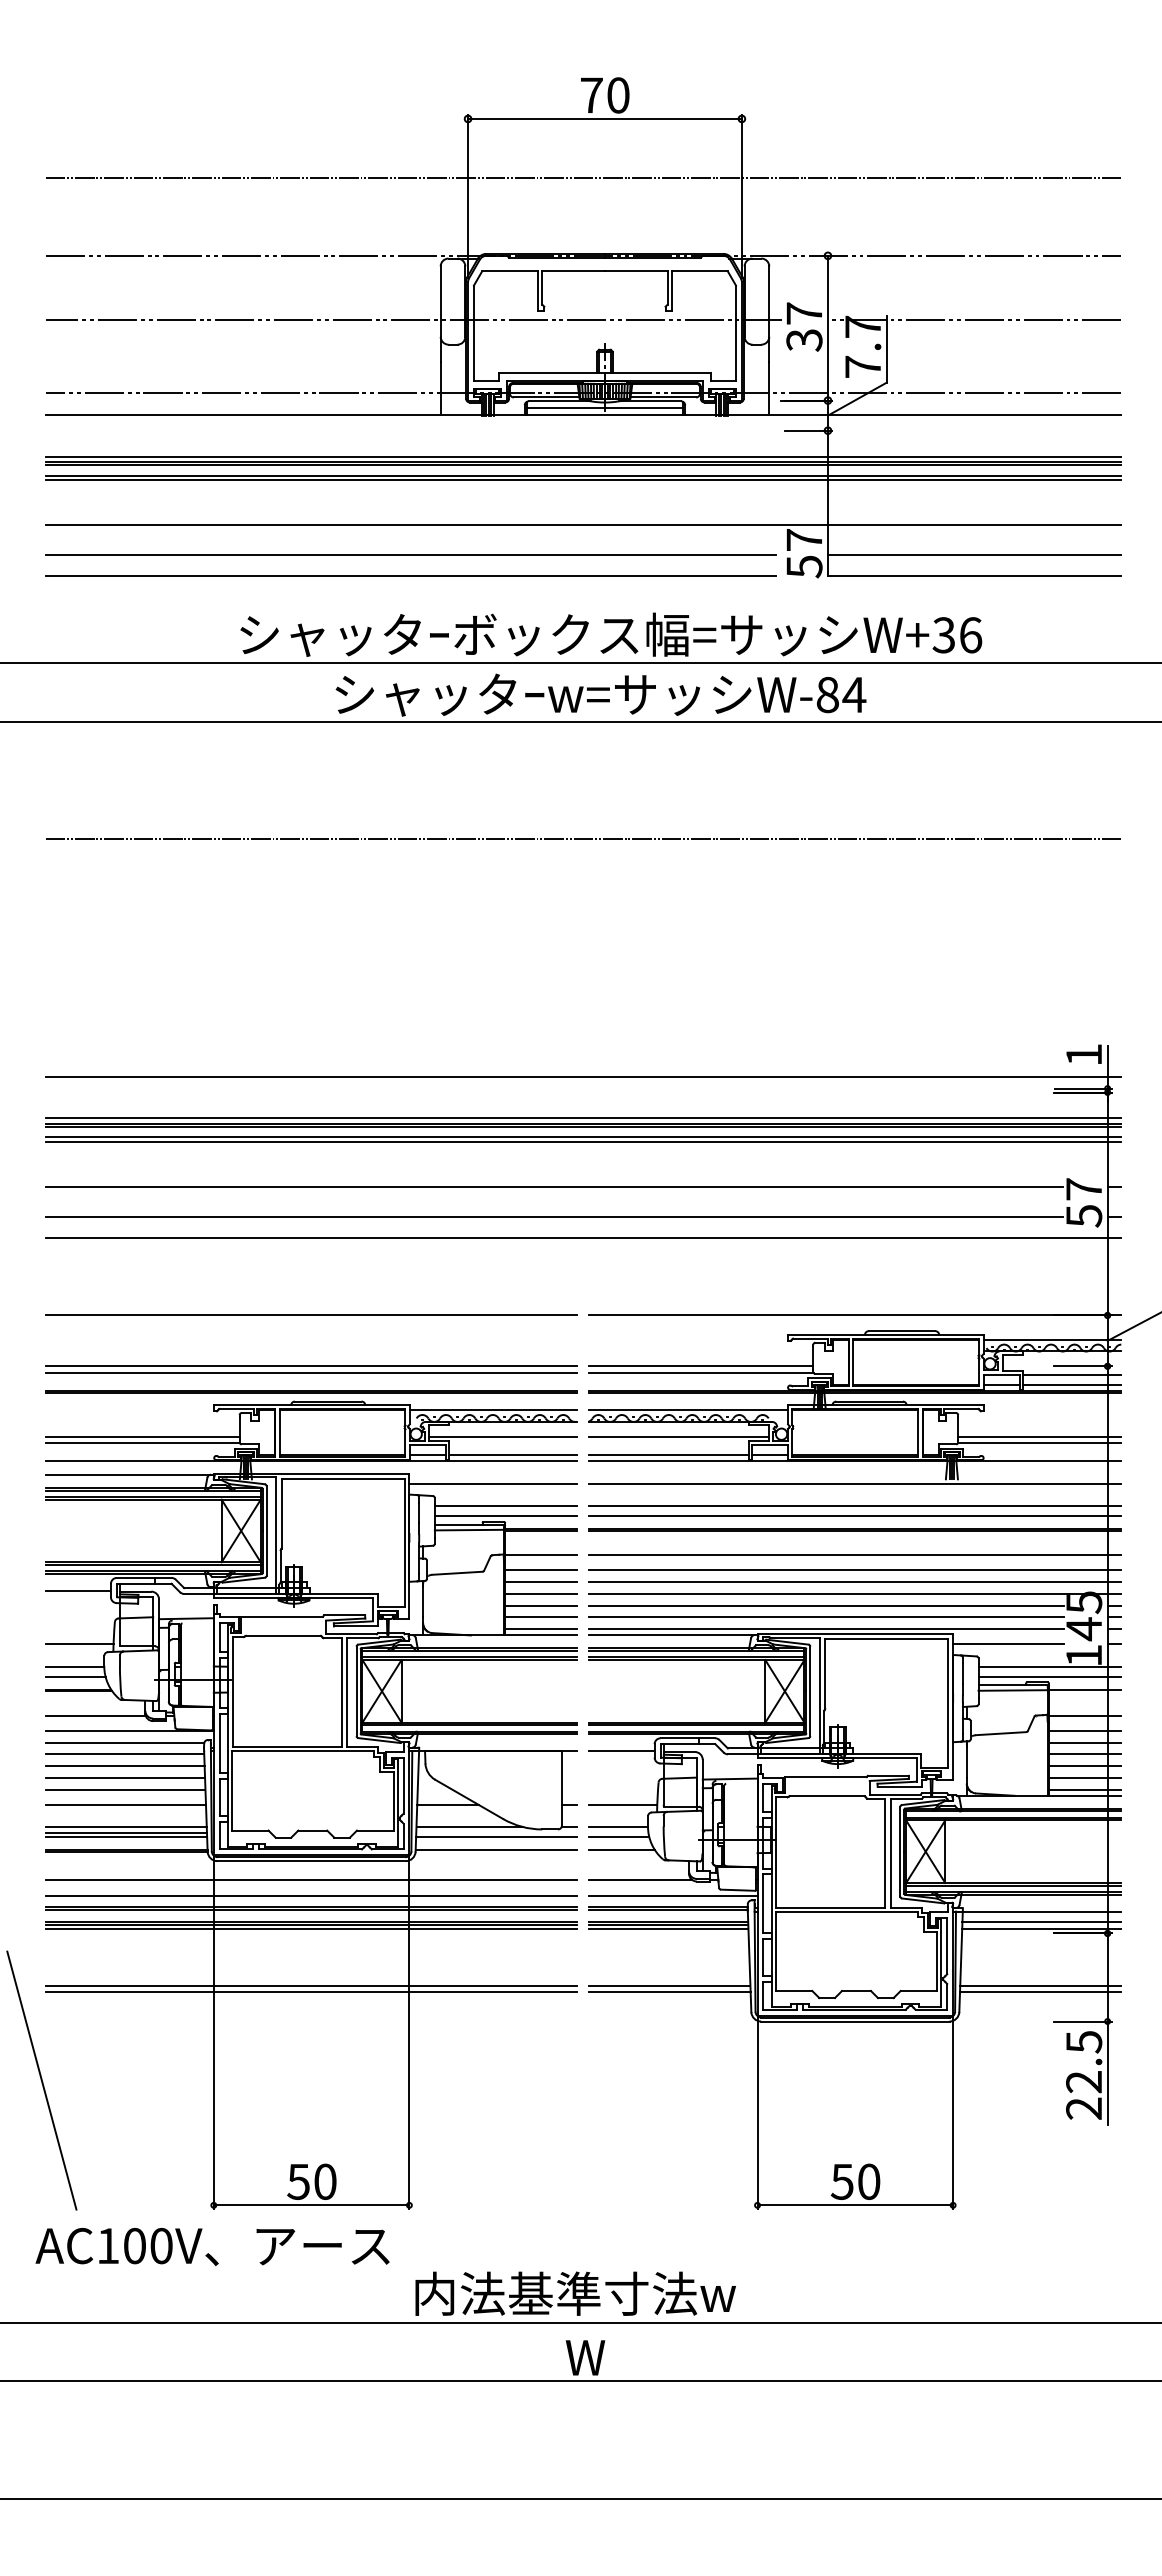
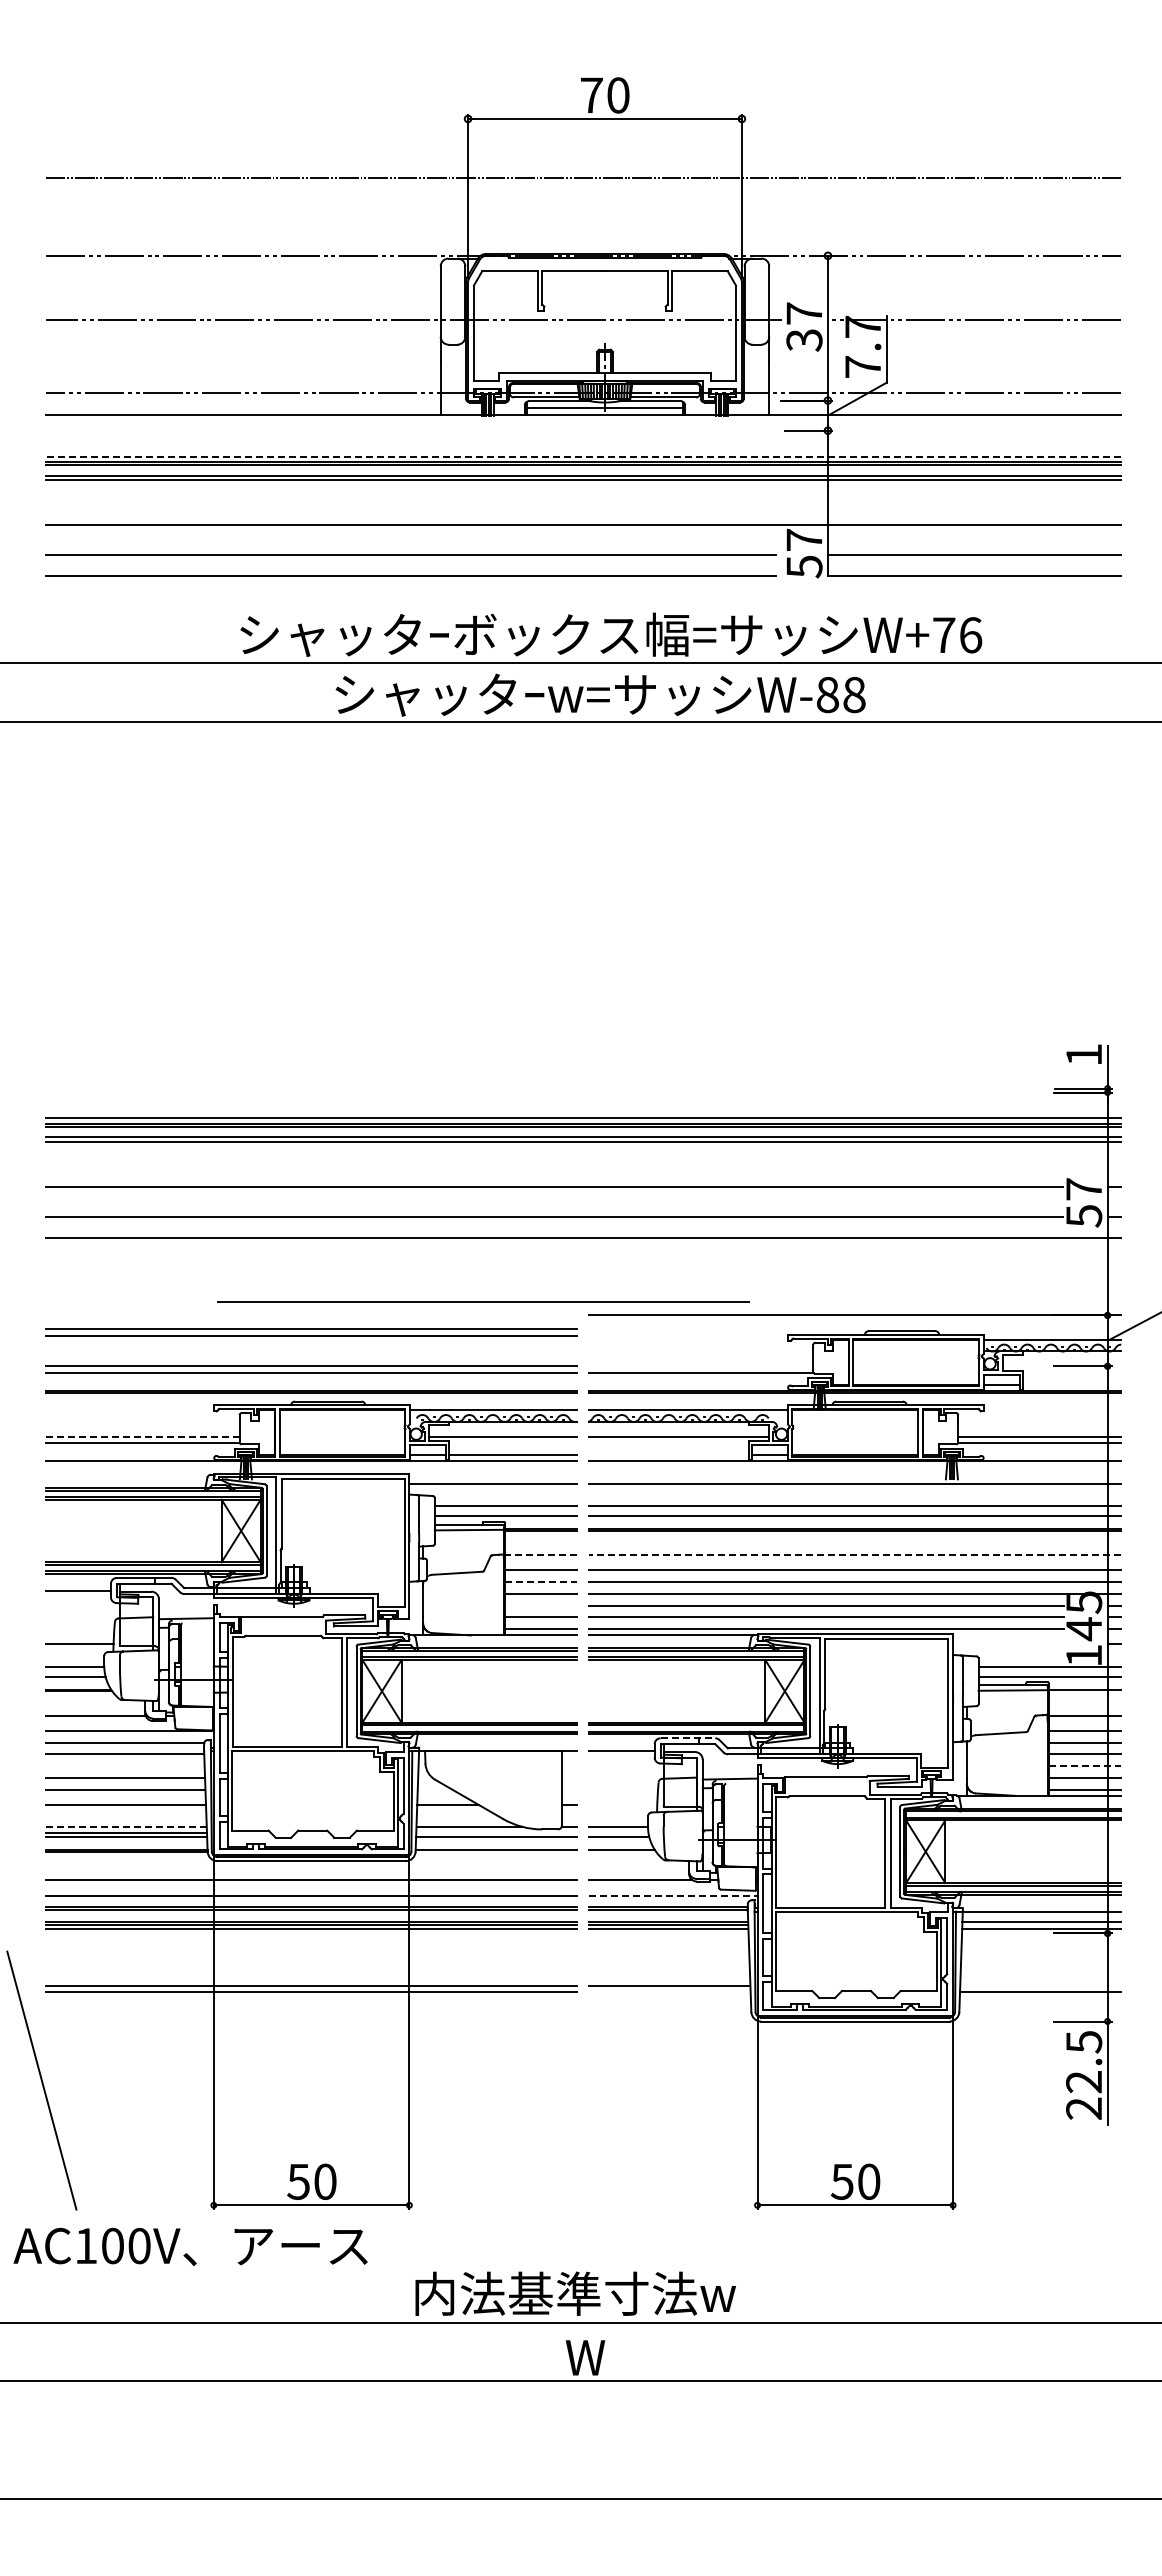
line: solid -> dashed (583, 456)
text: W+36 -> W+76 (943, 635)
text: W-84 -> W-88 (854, 695)
line: present -> none (583, 839)
line: present -> none (583, 1076)
line position: (311, 1314) -> (483, 1301) (483, 1301)
part: none -> present (311, 1332)
line: present -> none (700, 1366)
line: present -> none (1071, 1374)
line: present -> none (1071, 1384)
line: solid -> dashed (142, 1436)
line: present -> none (668, 1455)
line: present -> none (127, 1475)
line: solid -> dashed (541, 1555)
line: solid -> dashed (854, 1555)
line: solid -> dashed (541, 1582)
line: present -> none (540, 1605)
line: present -> none (1008, 1644)
line: solid -> dashed (688, 1738)
line: present -> none (124, 1766)
line: solid -> dashed (1085, 1766)
line: present -> none (622, 1804)
line: solid -> dashed (126, 1827)
line: solid -> dashed (673, 1895)
line: present -> none (1040, 1986)
line: present -> none (669, 1992)
text position: (212, 2247) -> (190, 2247) (190, 2247)
